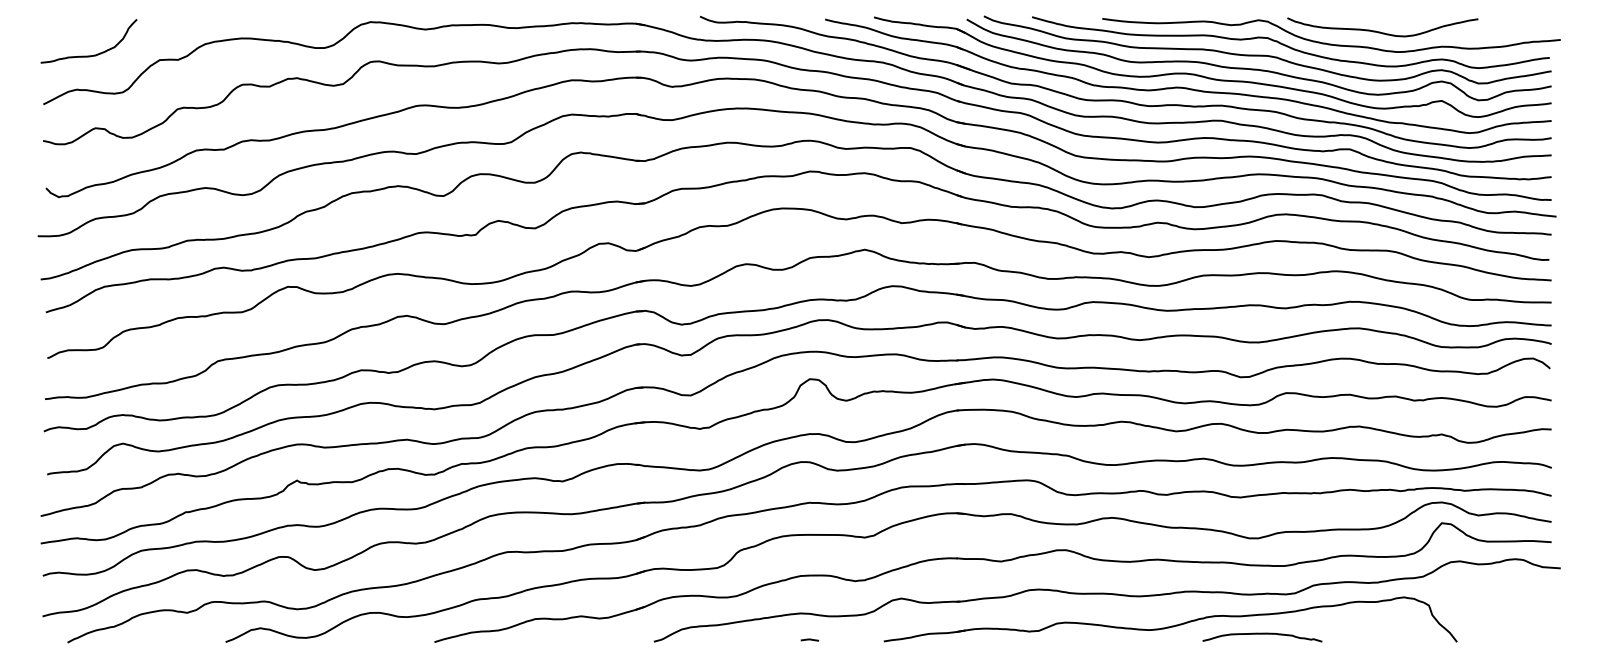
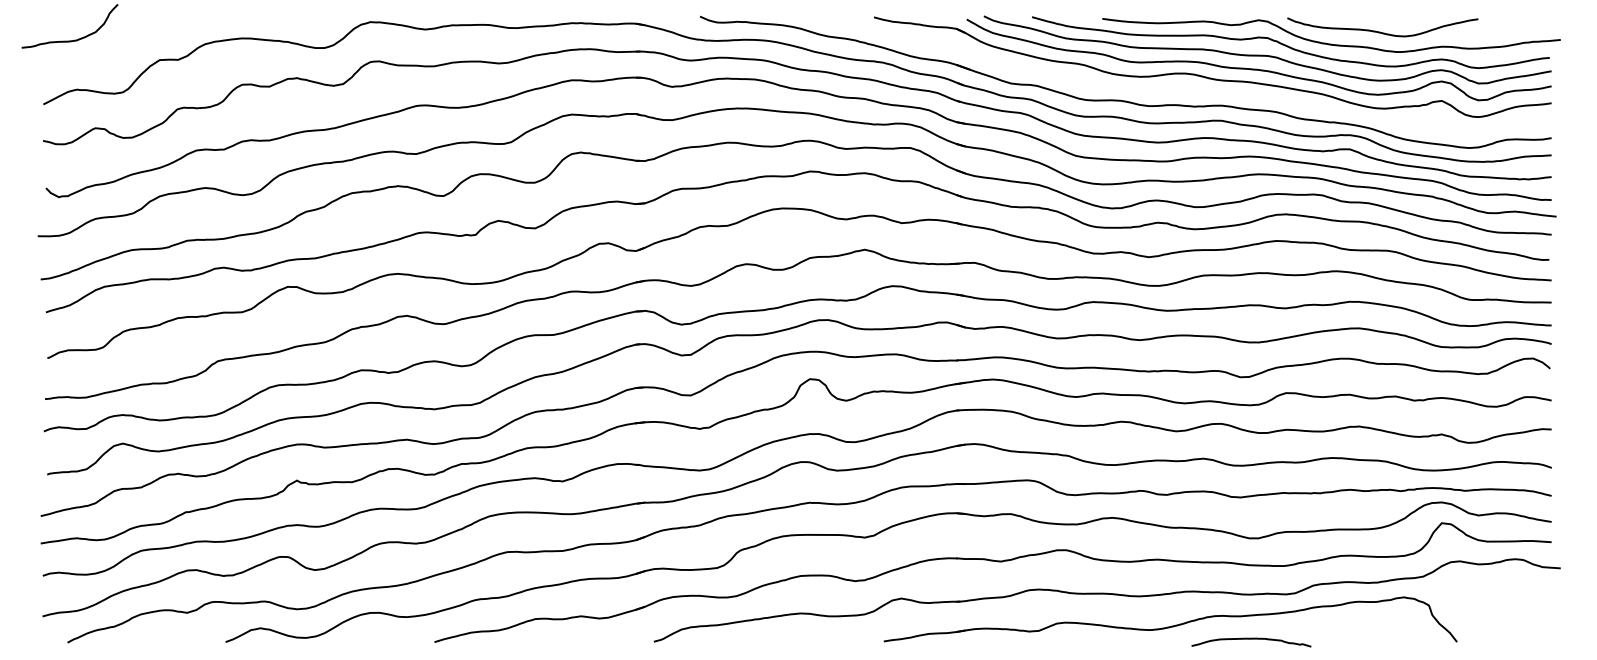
curve position: (93, 54) -> (74, 39) (74, 39)
part: present -> none (1188, 87)
curve position: (1262, 634) -> (1251, 639) (1251, 639)
line: present -> none (809, 639)
